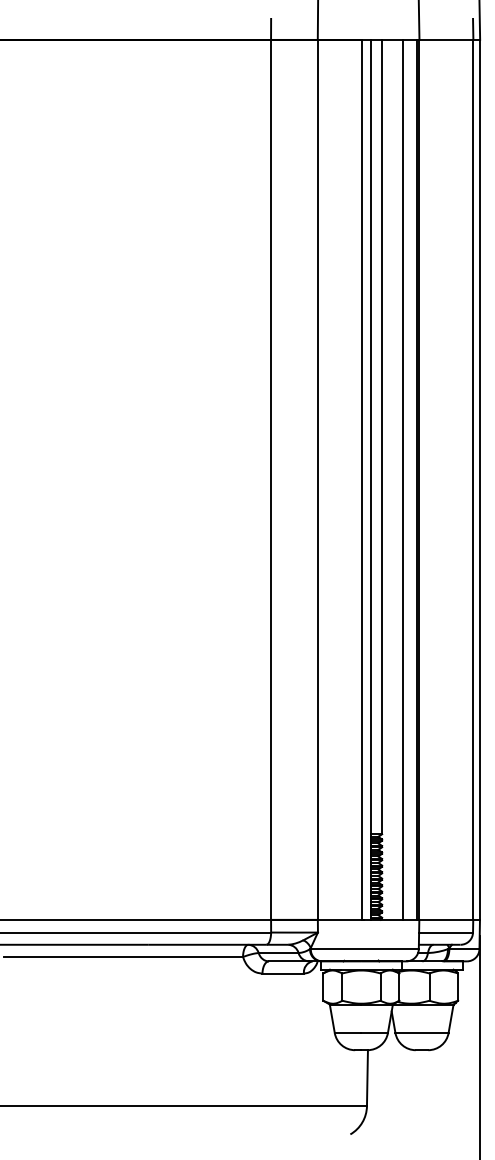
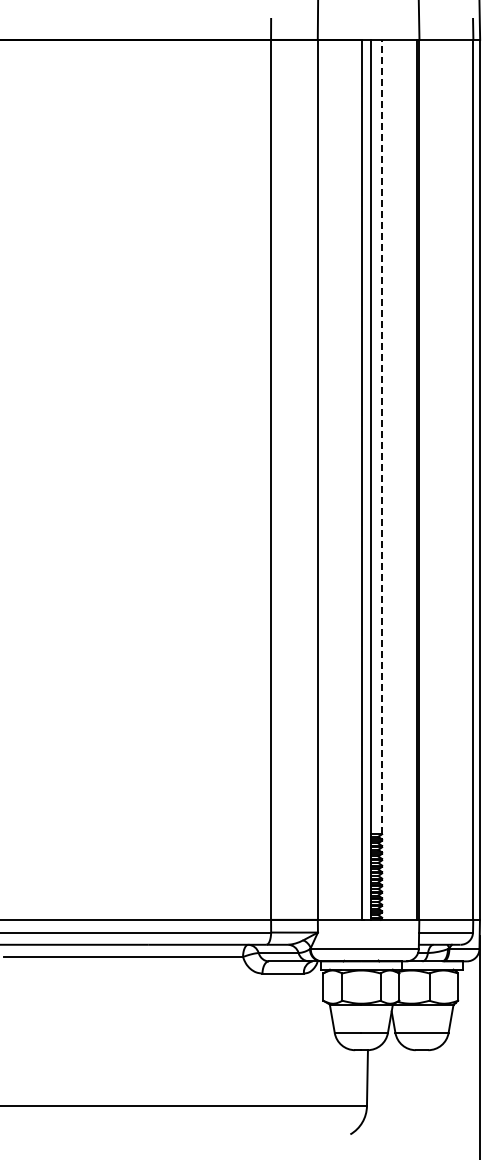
line: solid -> dashed (382, 436)
line: present -> none (402, 479)
